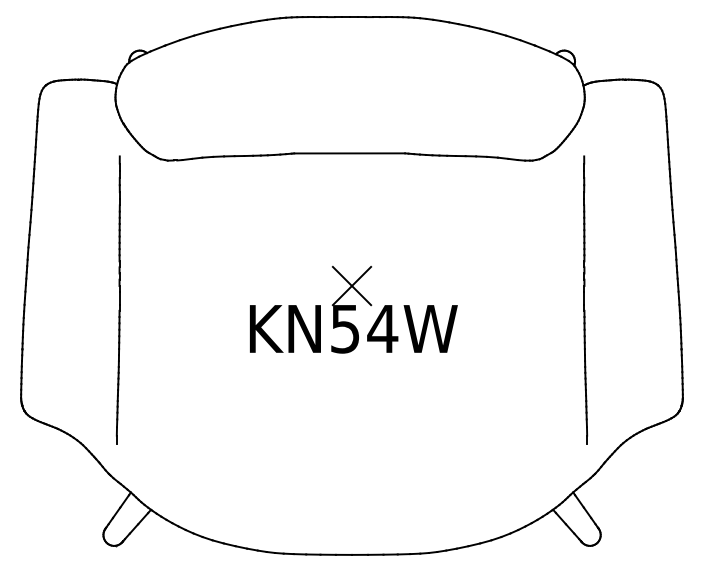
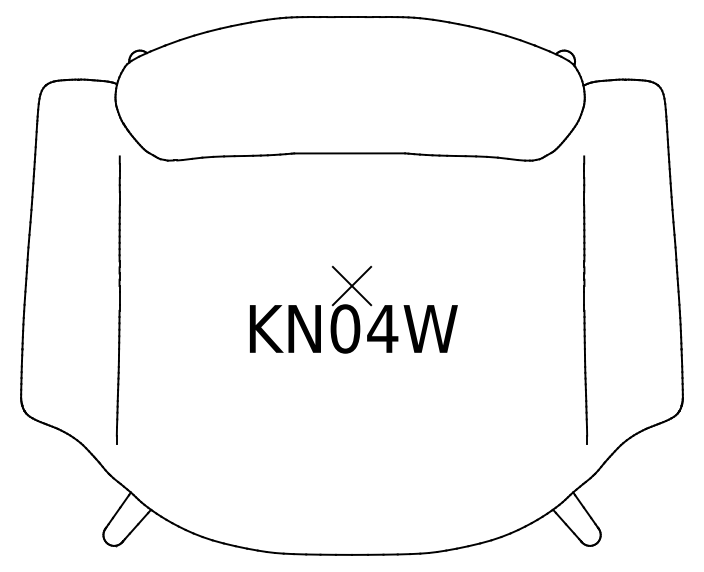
text: KN54W -> KN04W (345, 328)
